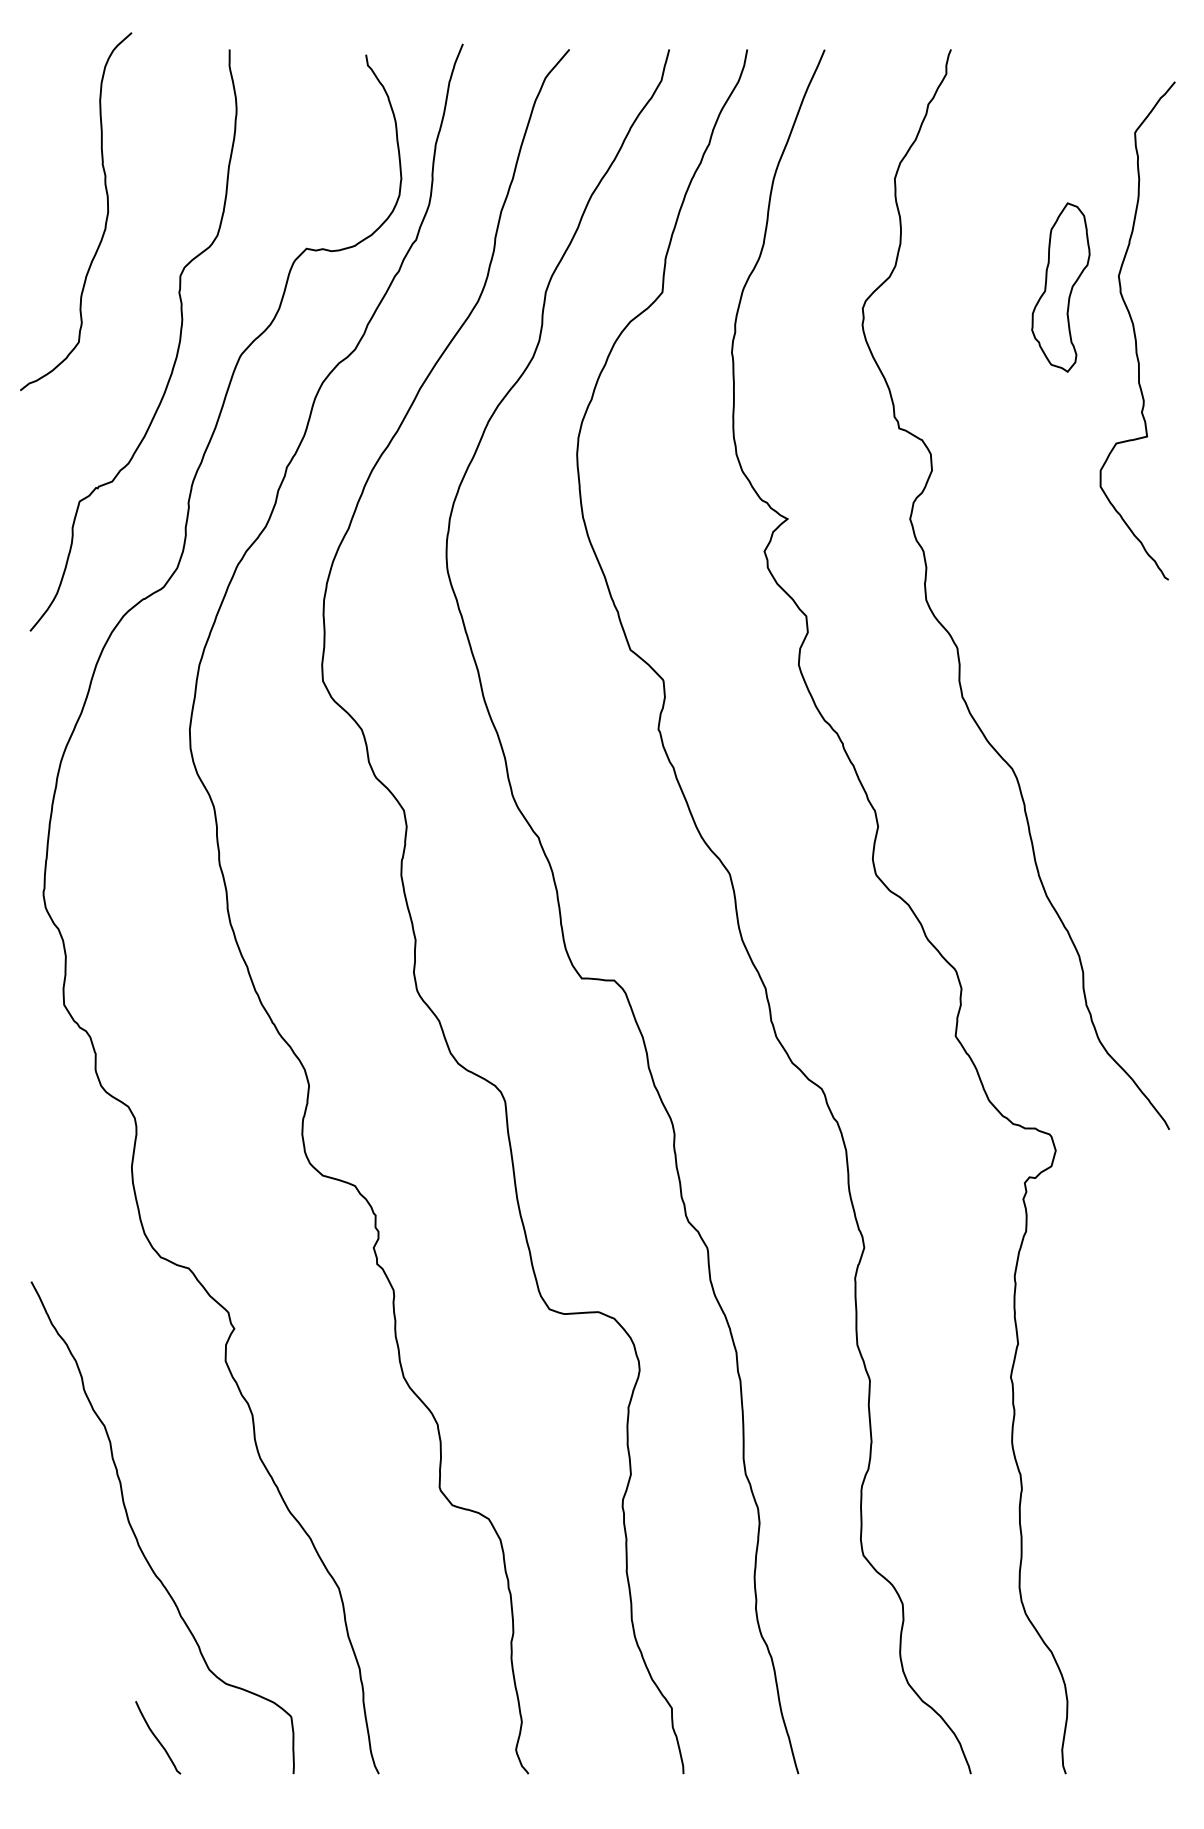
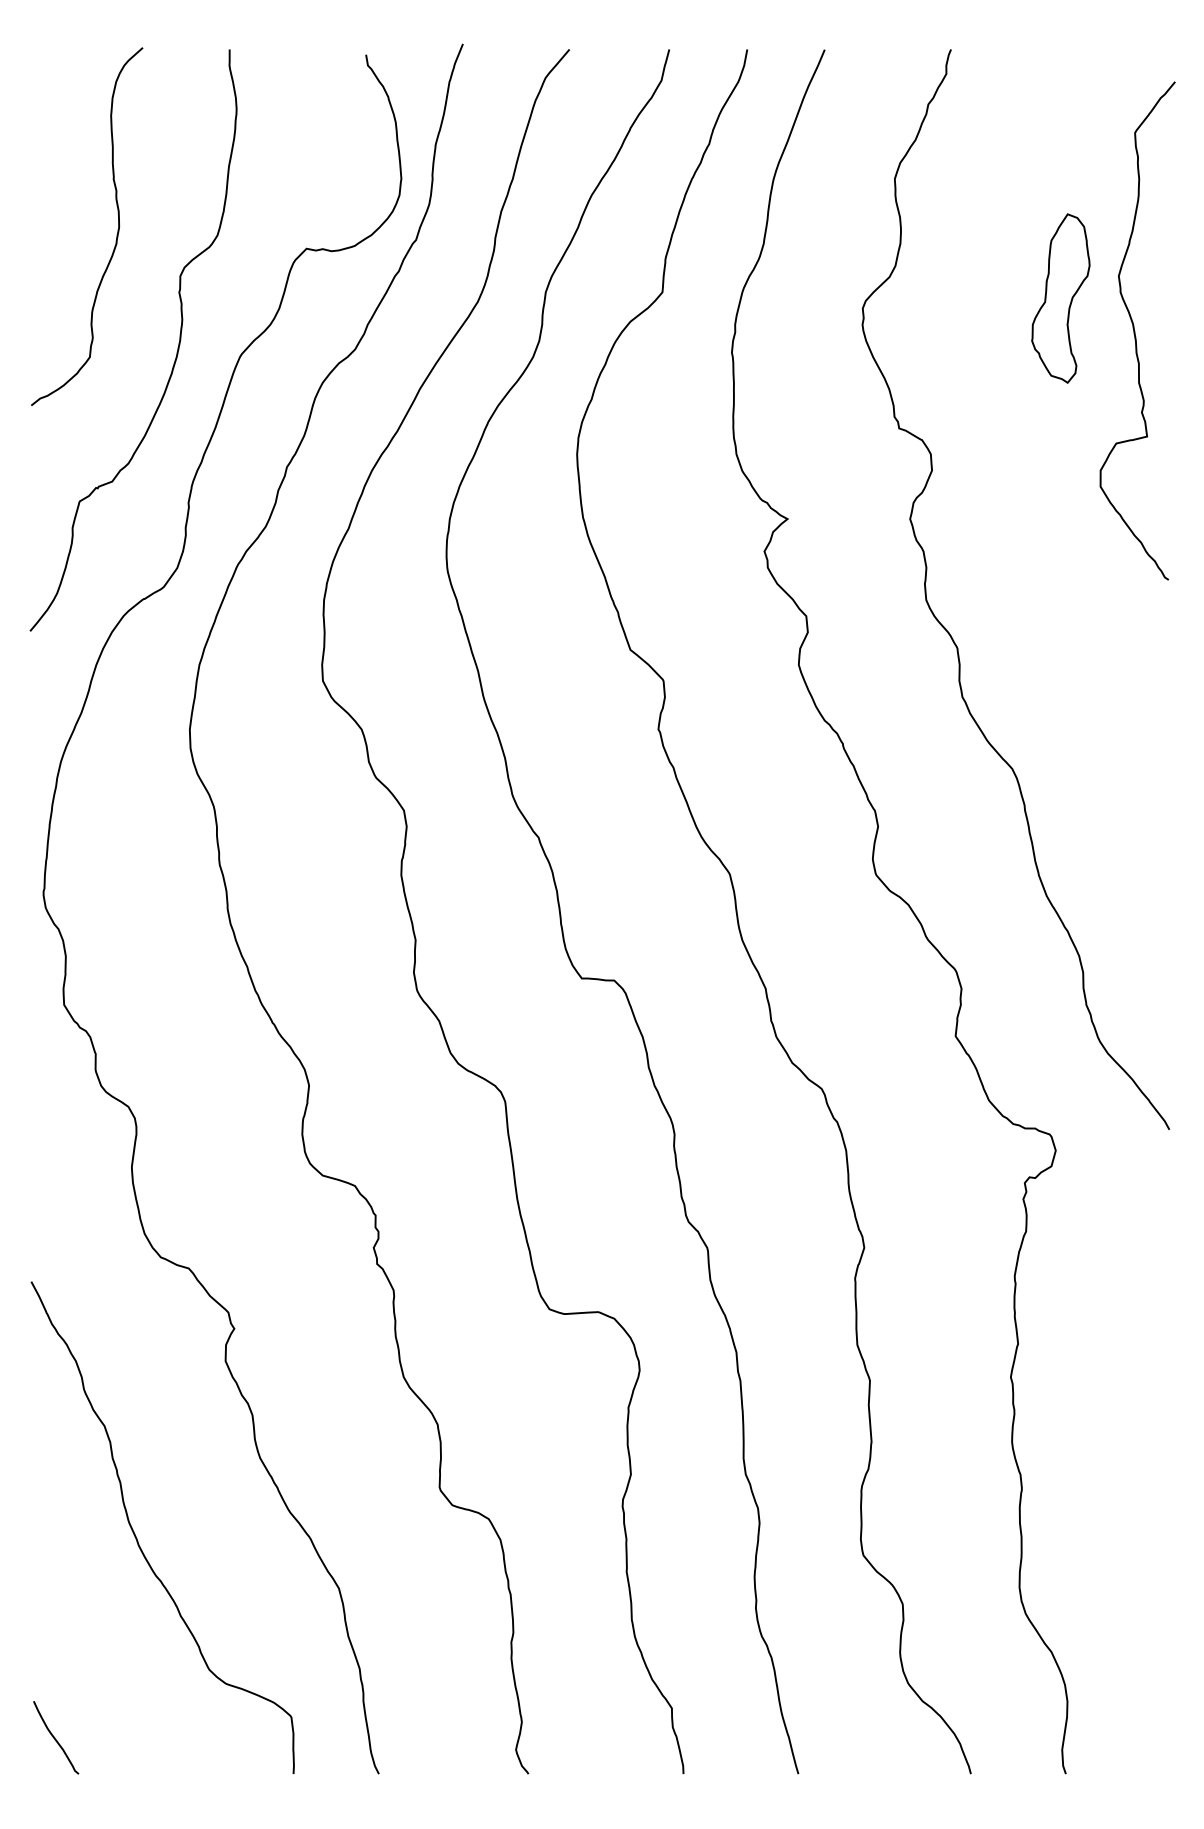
curve position: (105, 219) -> (116, 234) (116, 234)
part position: (1060, 287) -> (1060, 298) (1060, 298)
curve position: (157, 1737) -> (55, 1737) (55, 1737)
